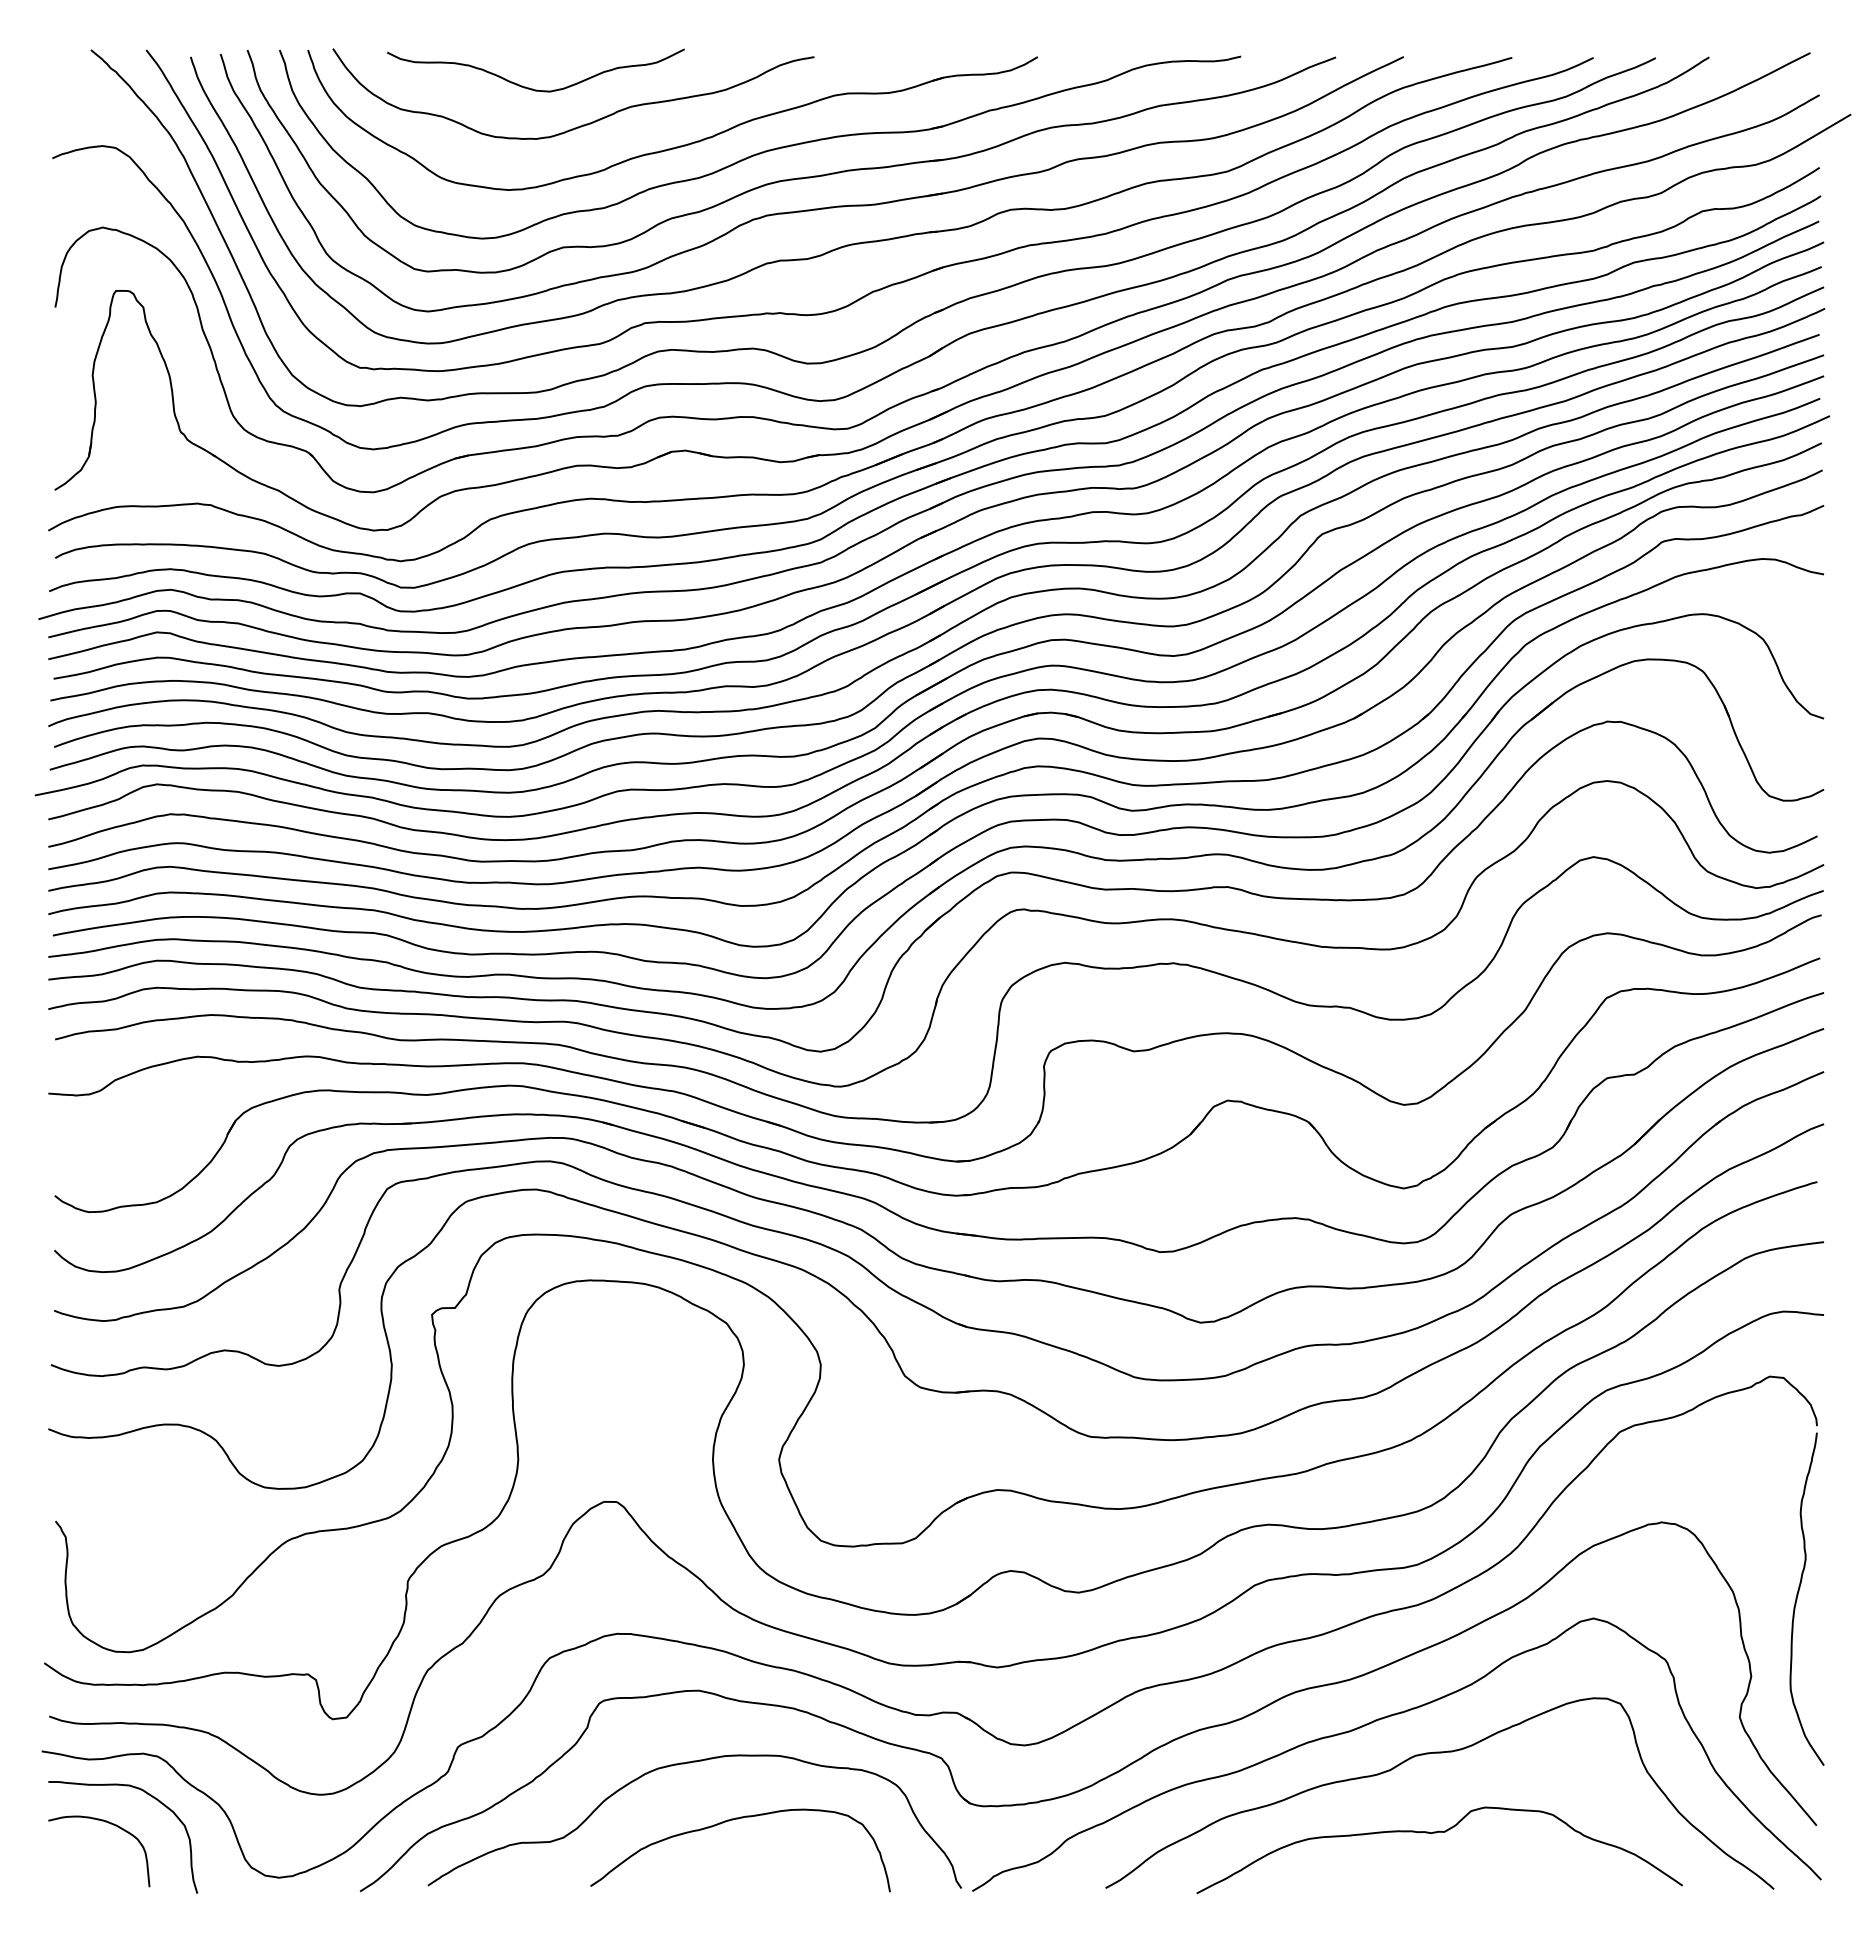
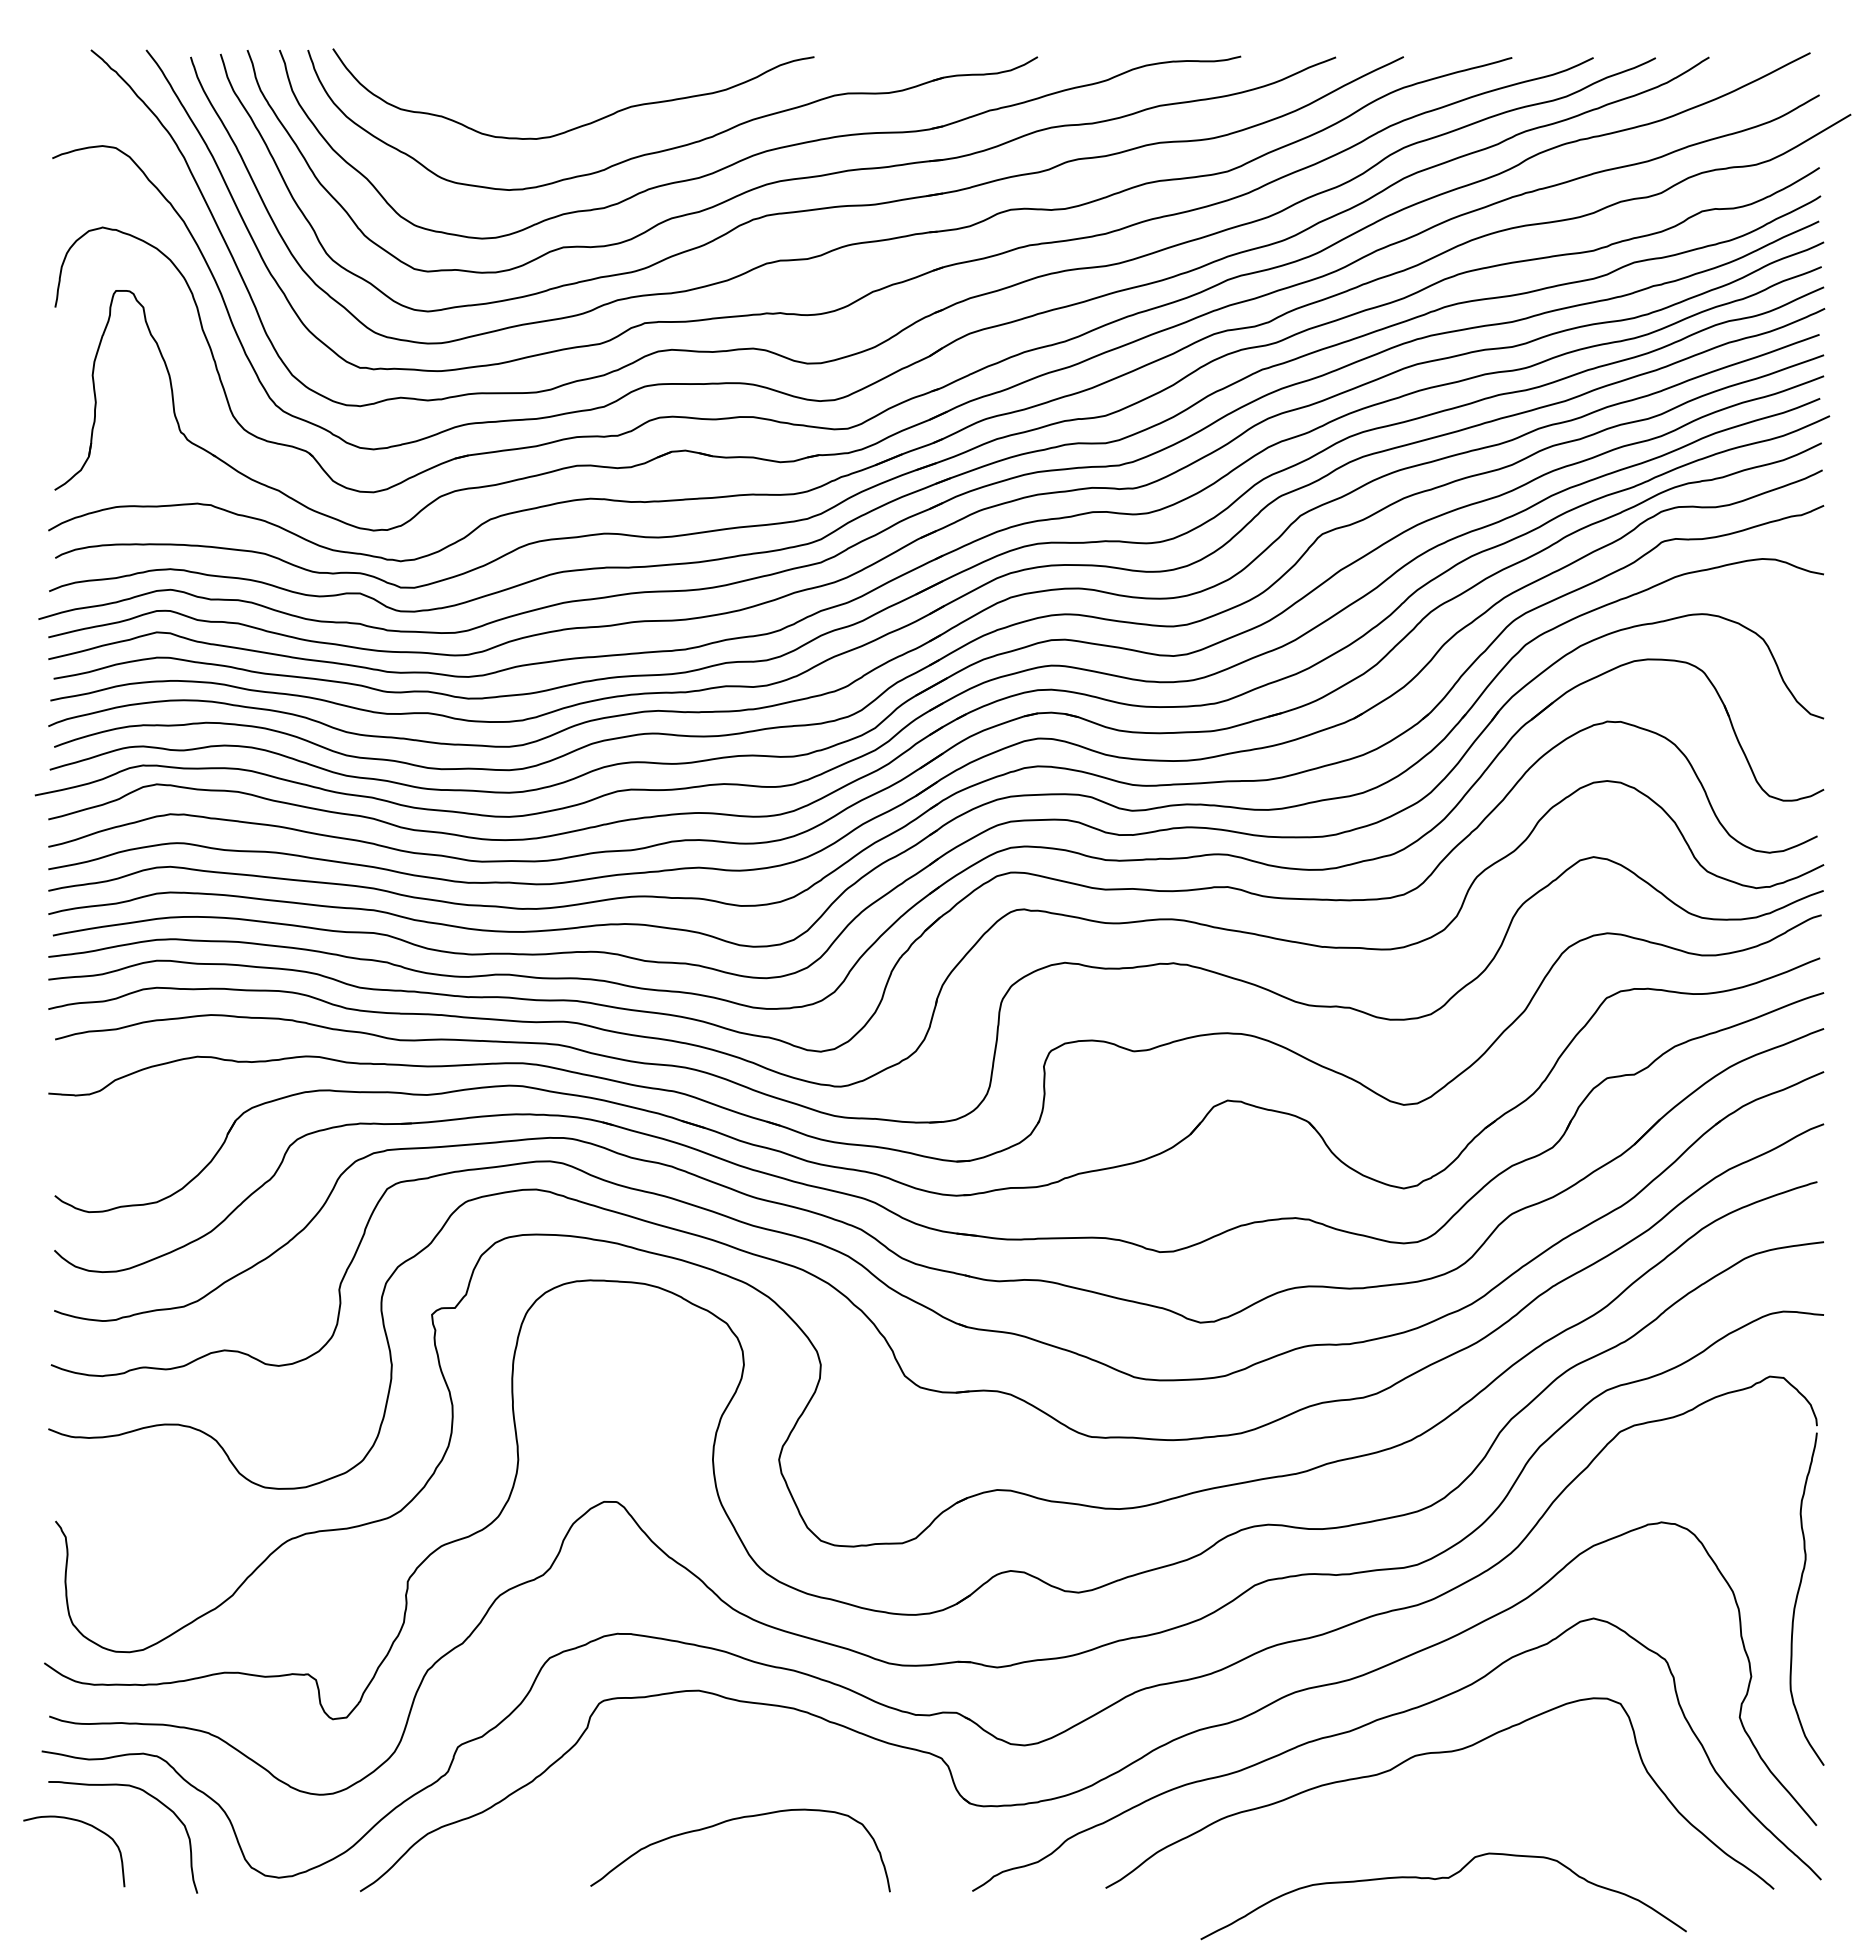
curve: present -> none (529, 87)
curve: present -> none (684, 1764)
curve position: (110, 1824) -> (85, 1824) (85, 1824)
curve position: (1436, 1833) -> (1440, 1879) (1440, 1879)
